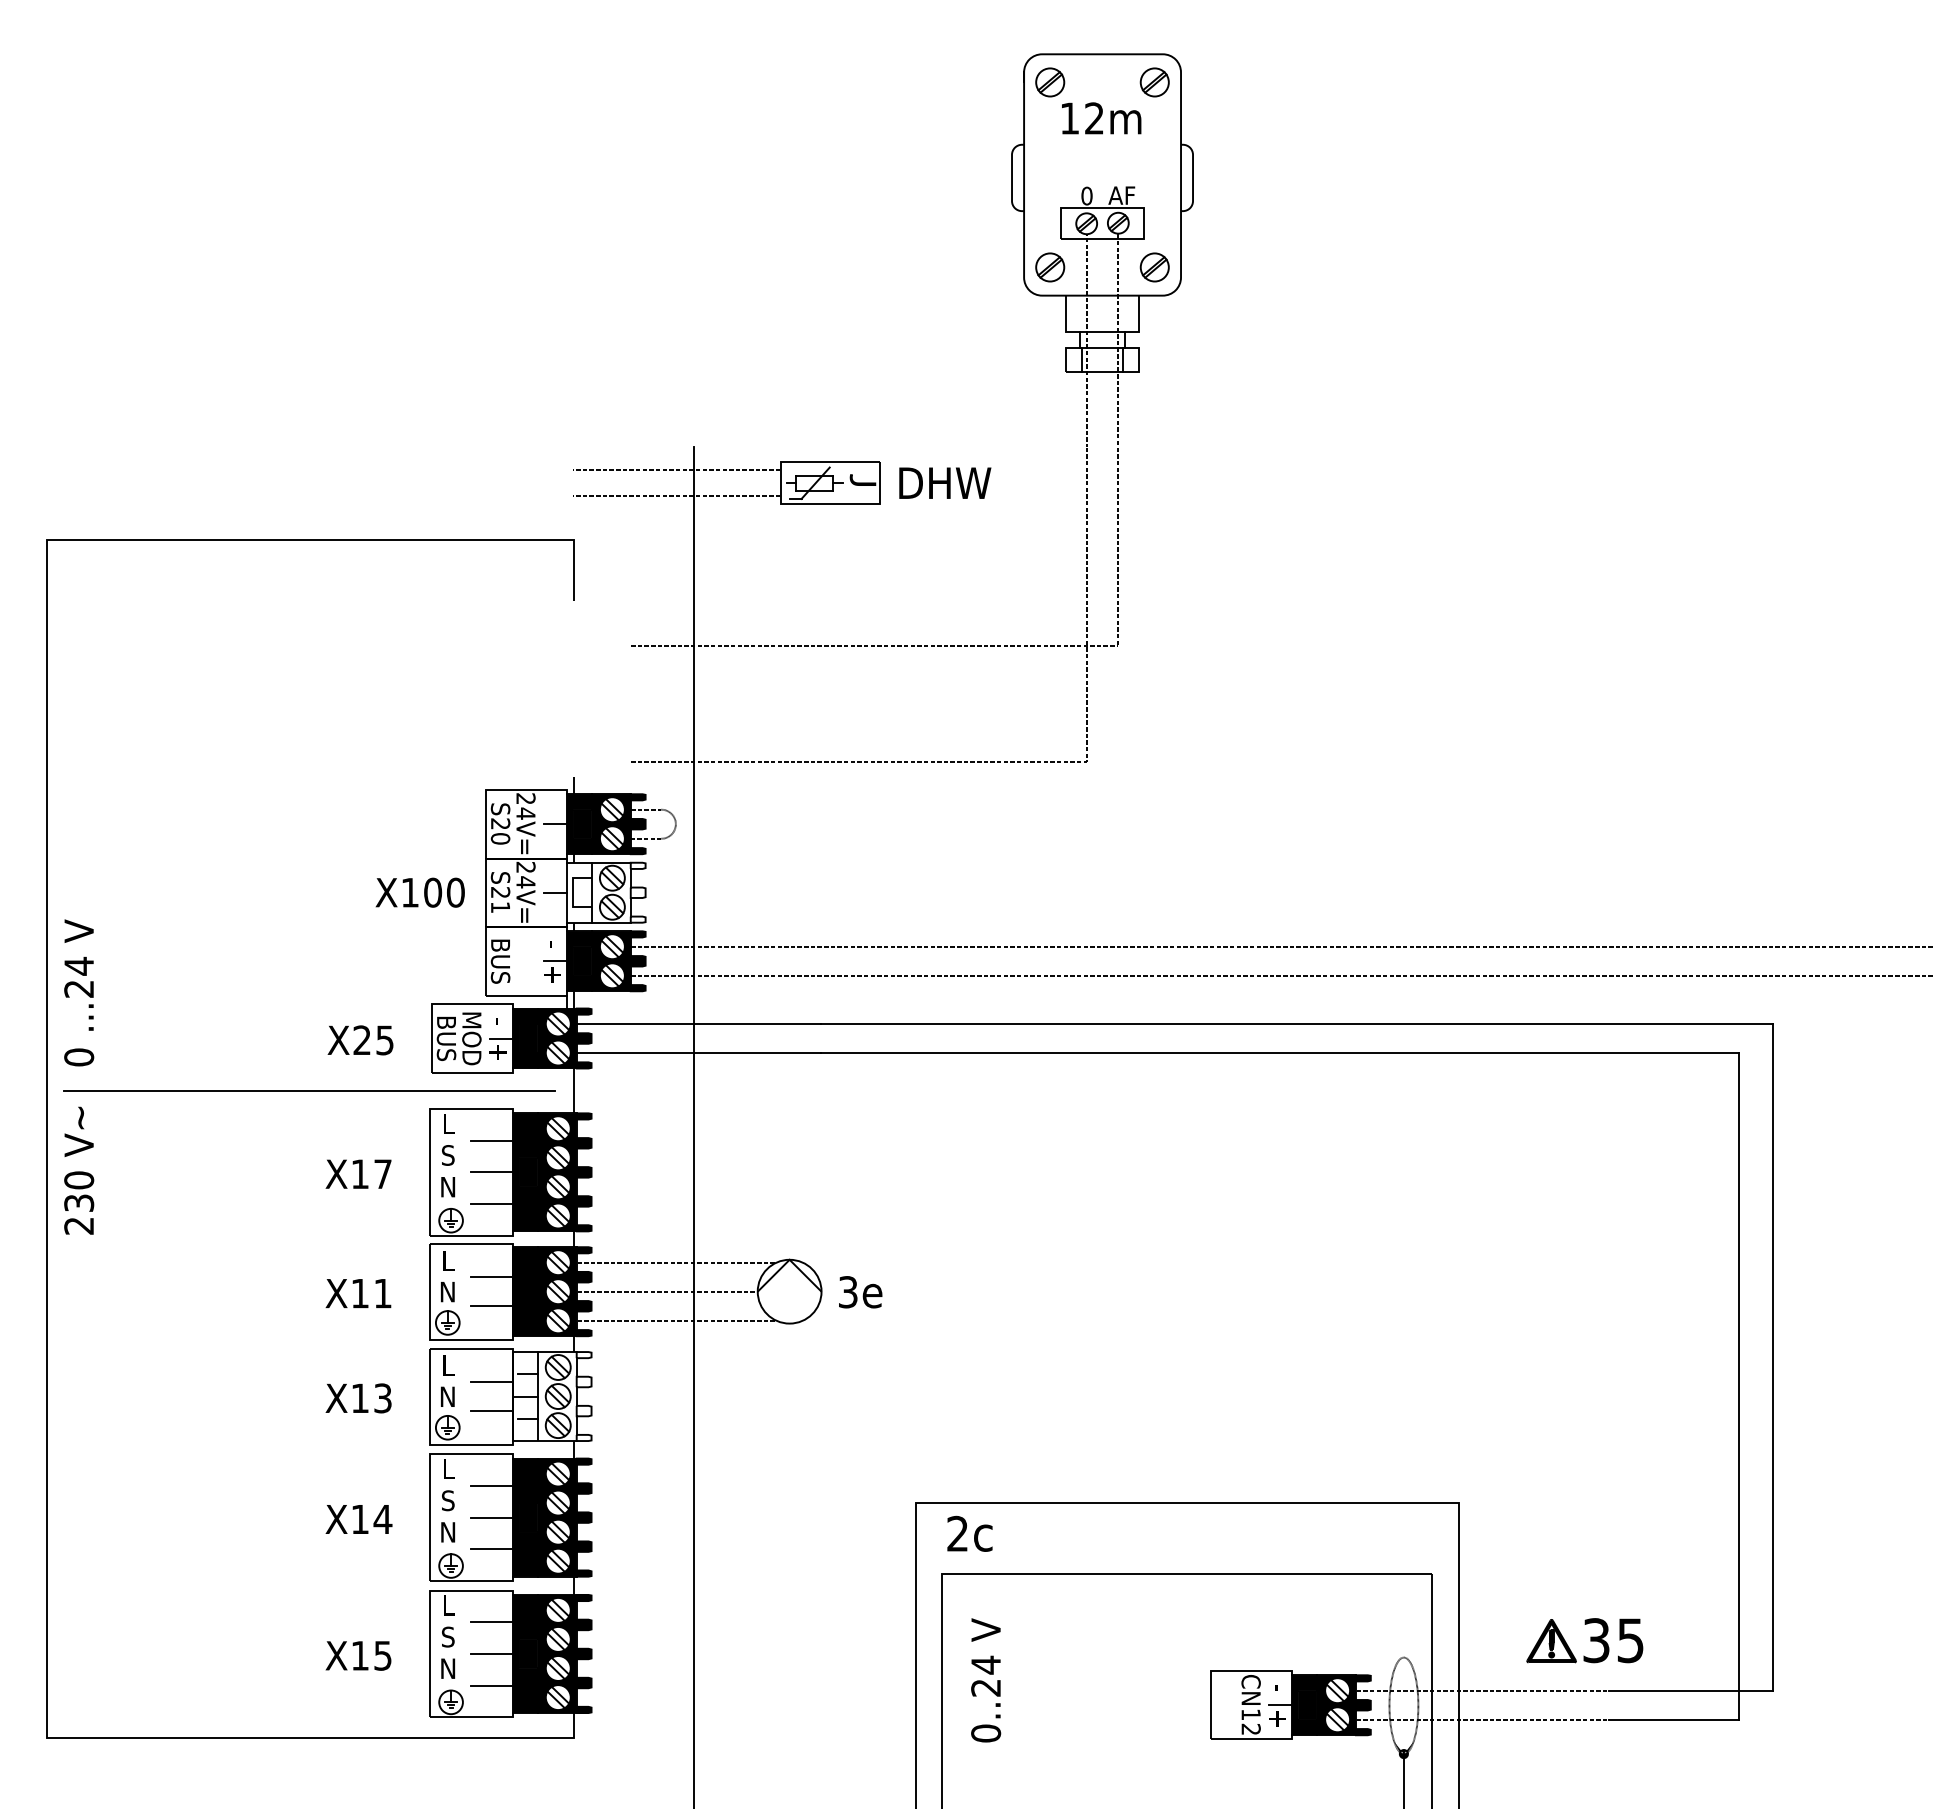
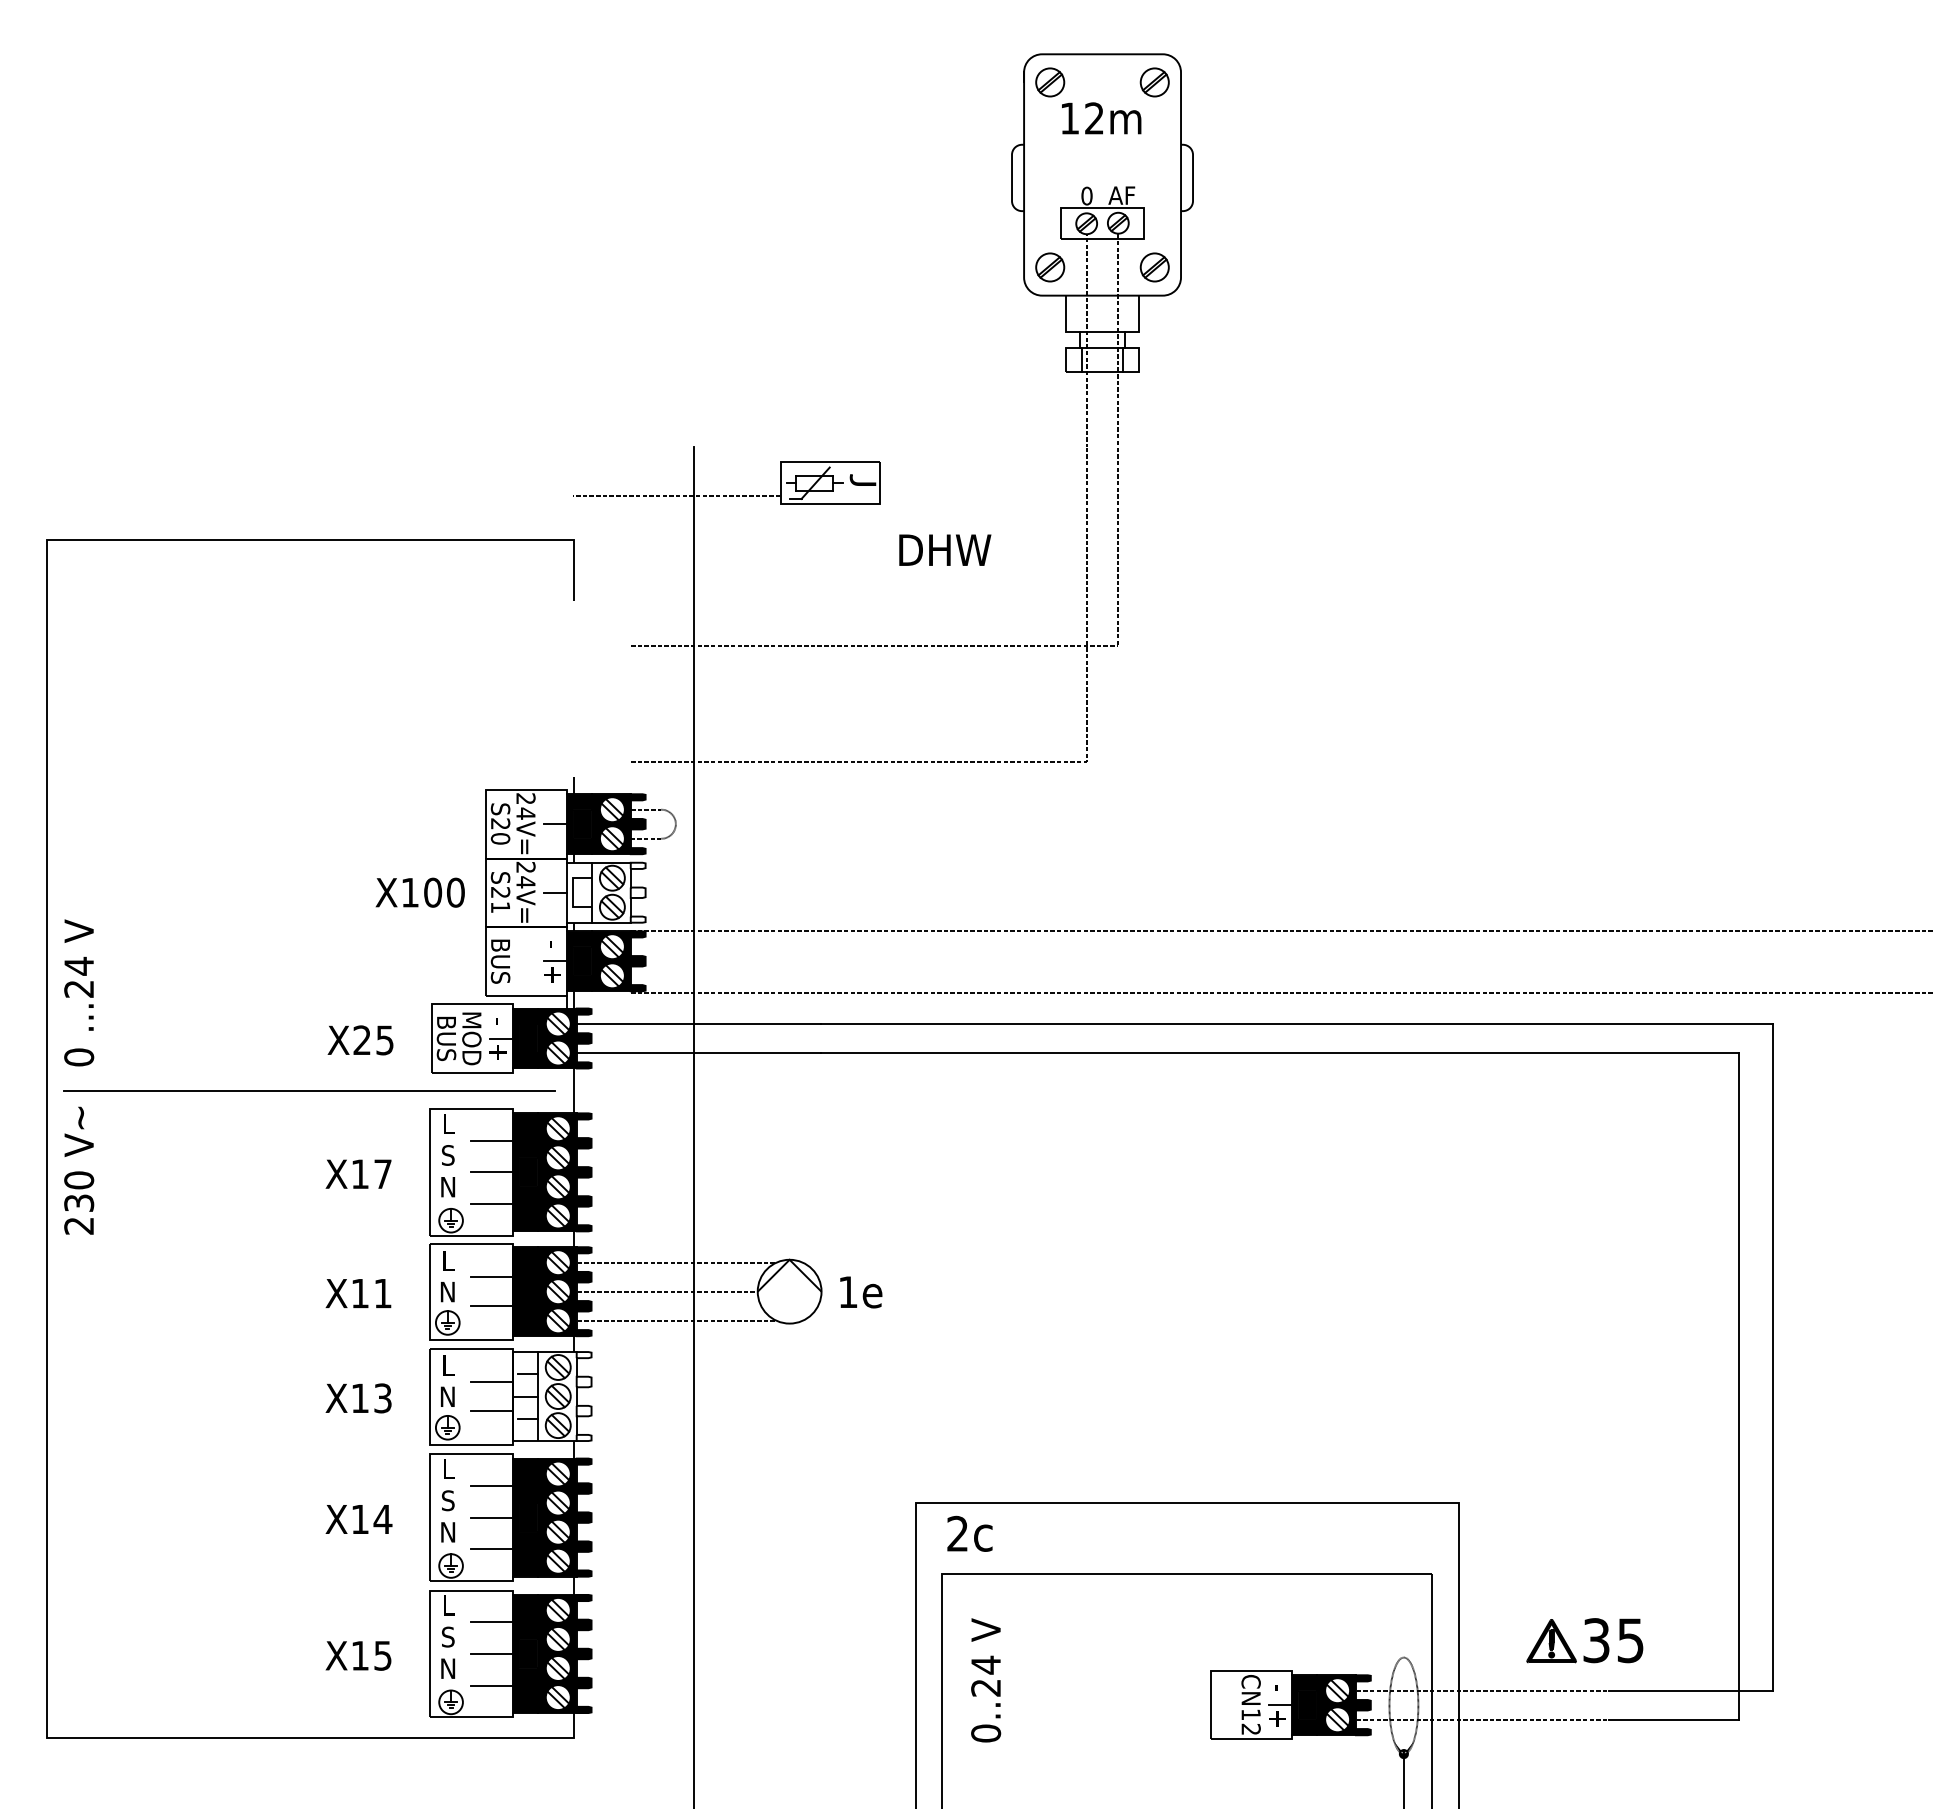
line: present -> none (676, 470)
text position: (945, 482) -> (945, 549) (945, 549)
line position: (1280, 946) -> (1280, 930) (1280, 930)
line position: (1280, 975) -> (1280, 992) (1280, 992)
text: 3e -> 1e (848, 1292)
